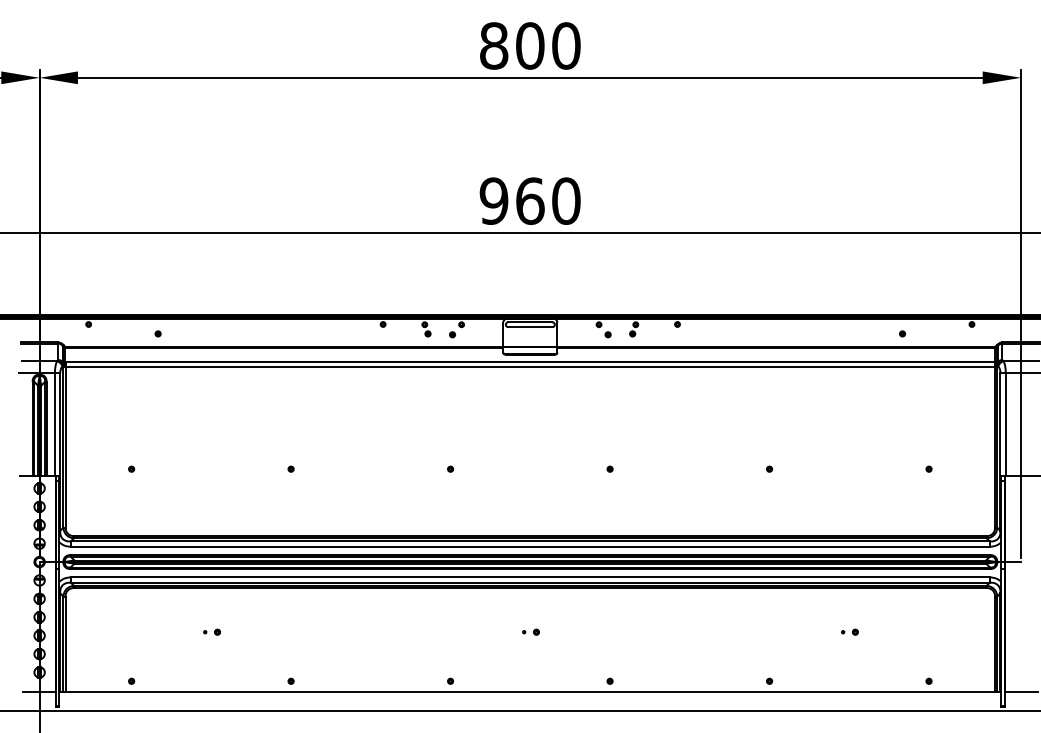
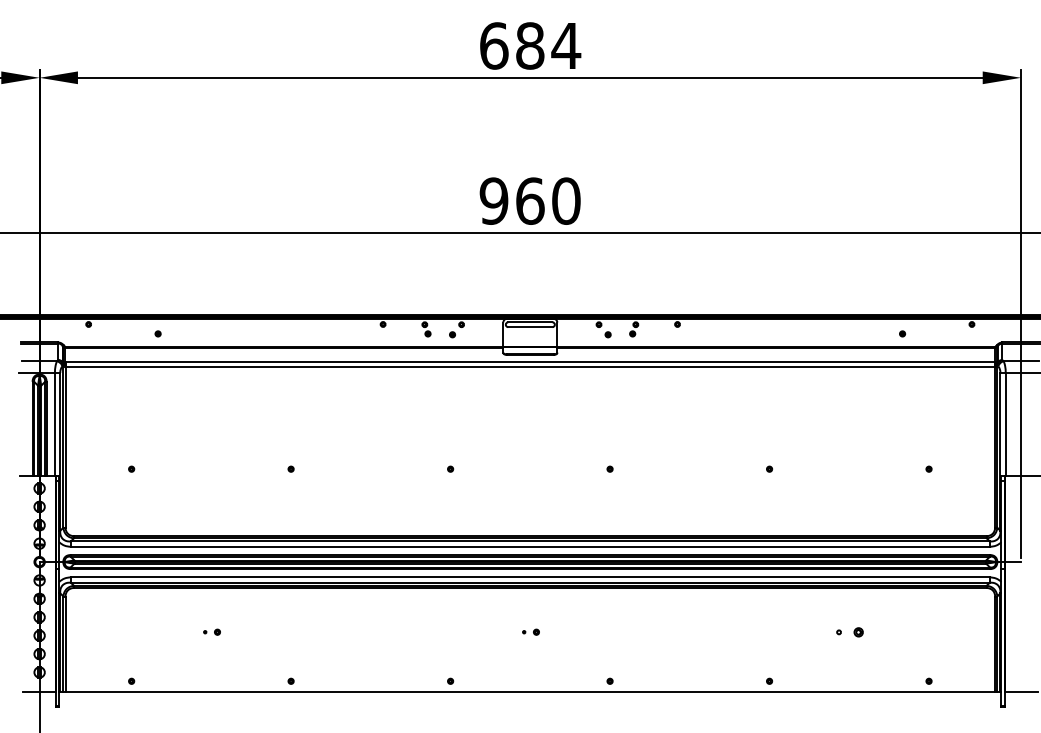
text: 800 -> 684 (530, 45)
part size: 18x8 px -> 28x11 px (849, 632)
line: present -> none (519, 710)
